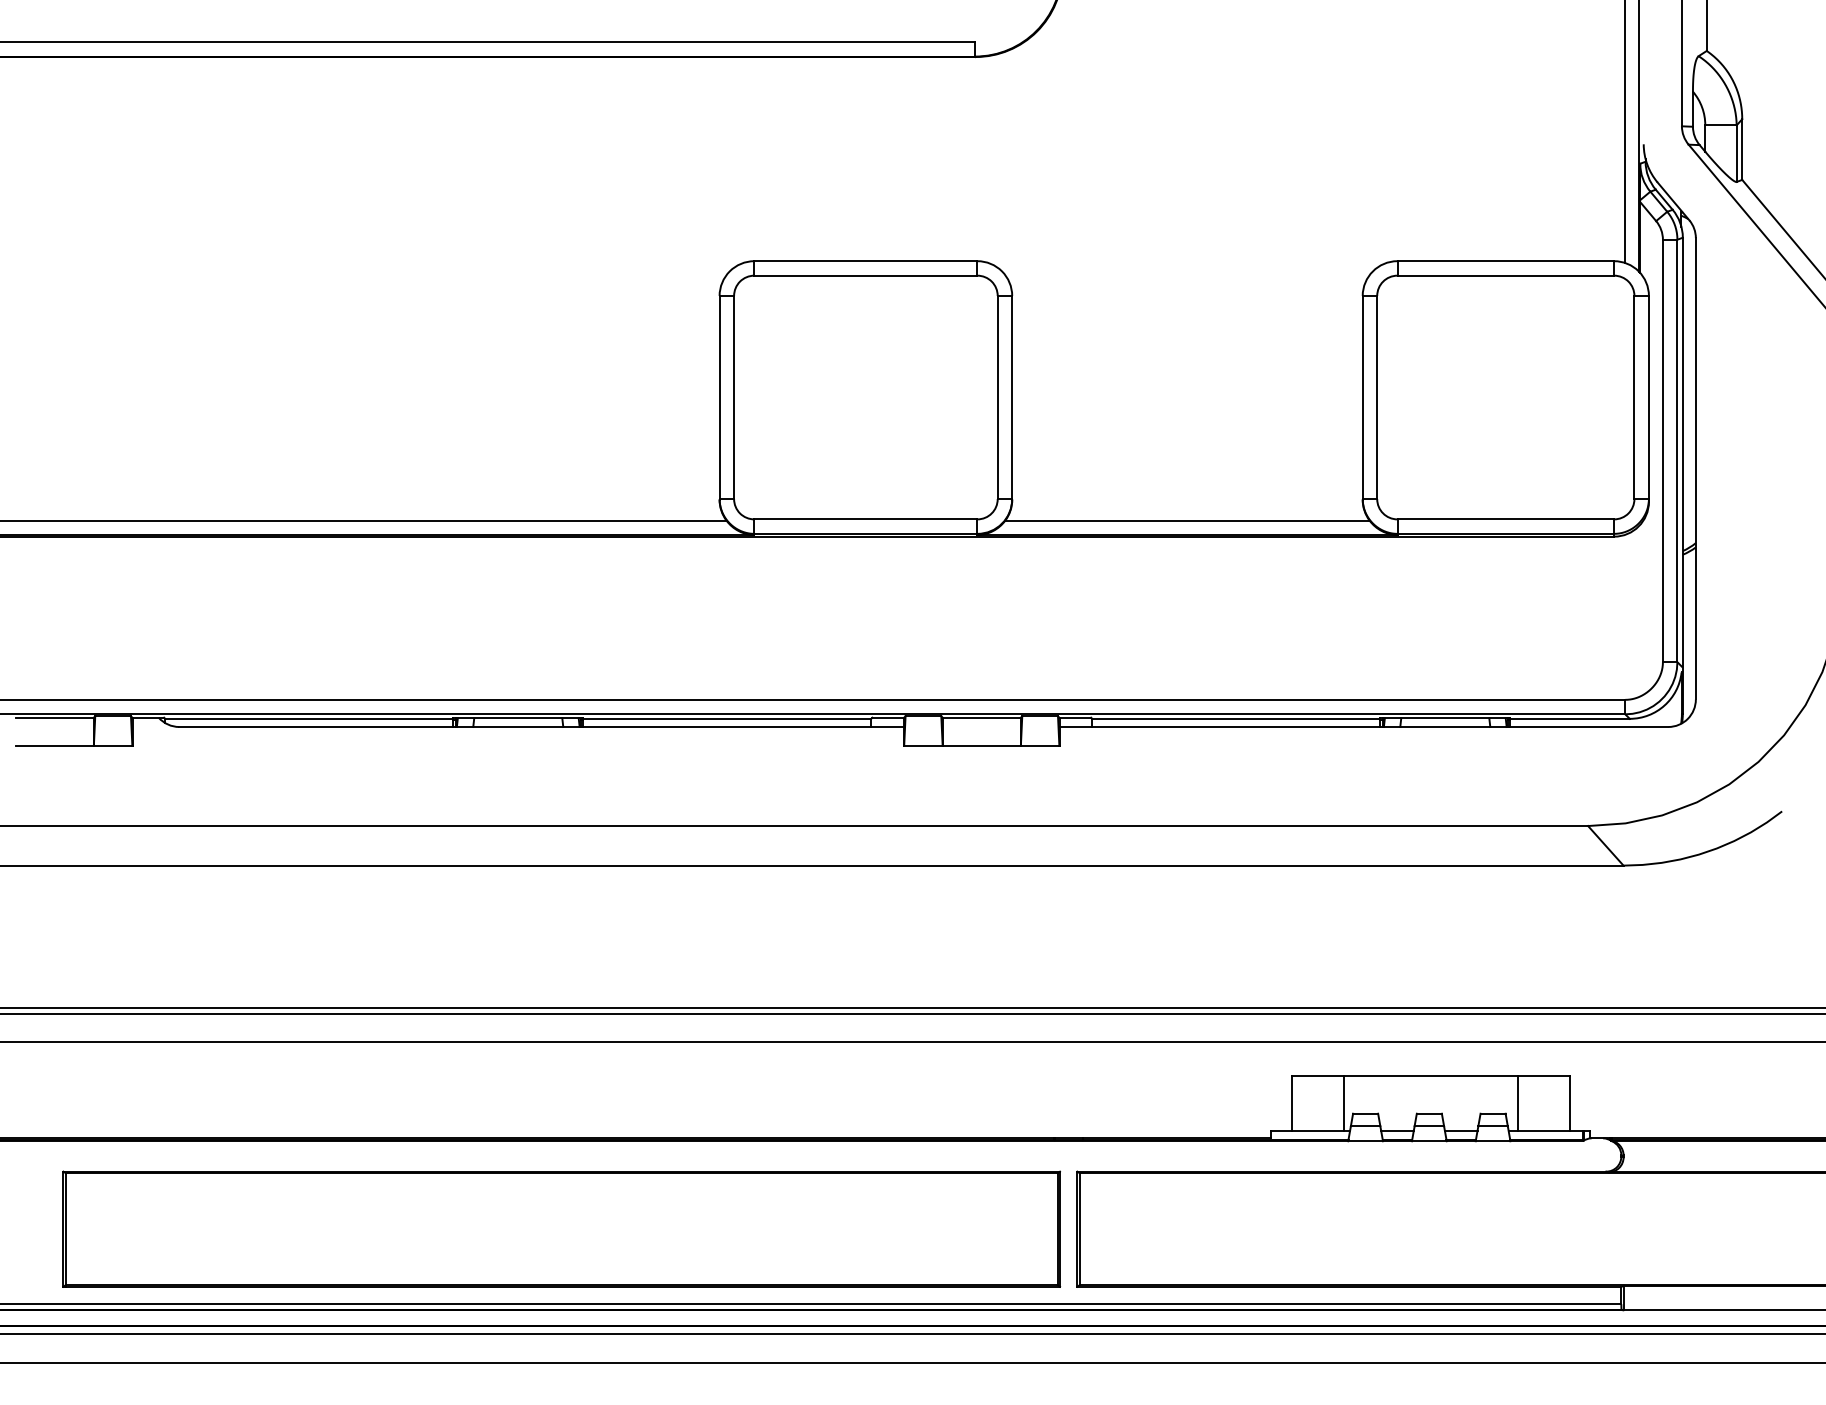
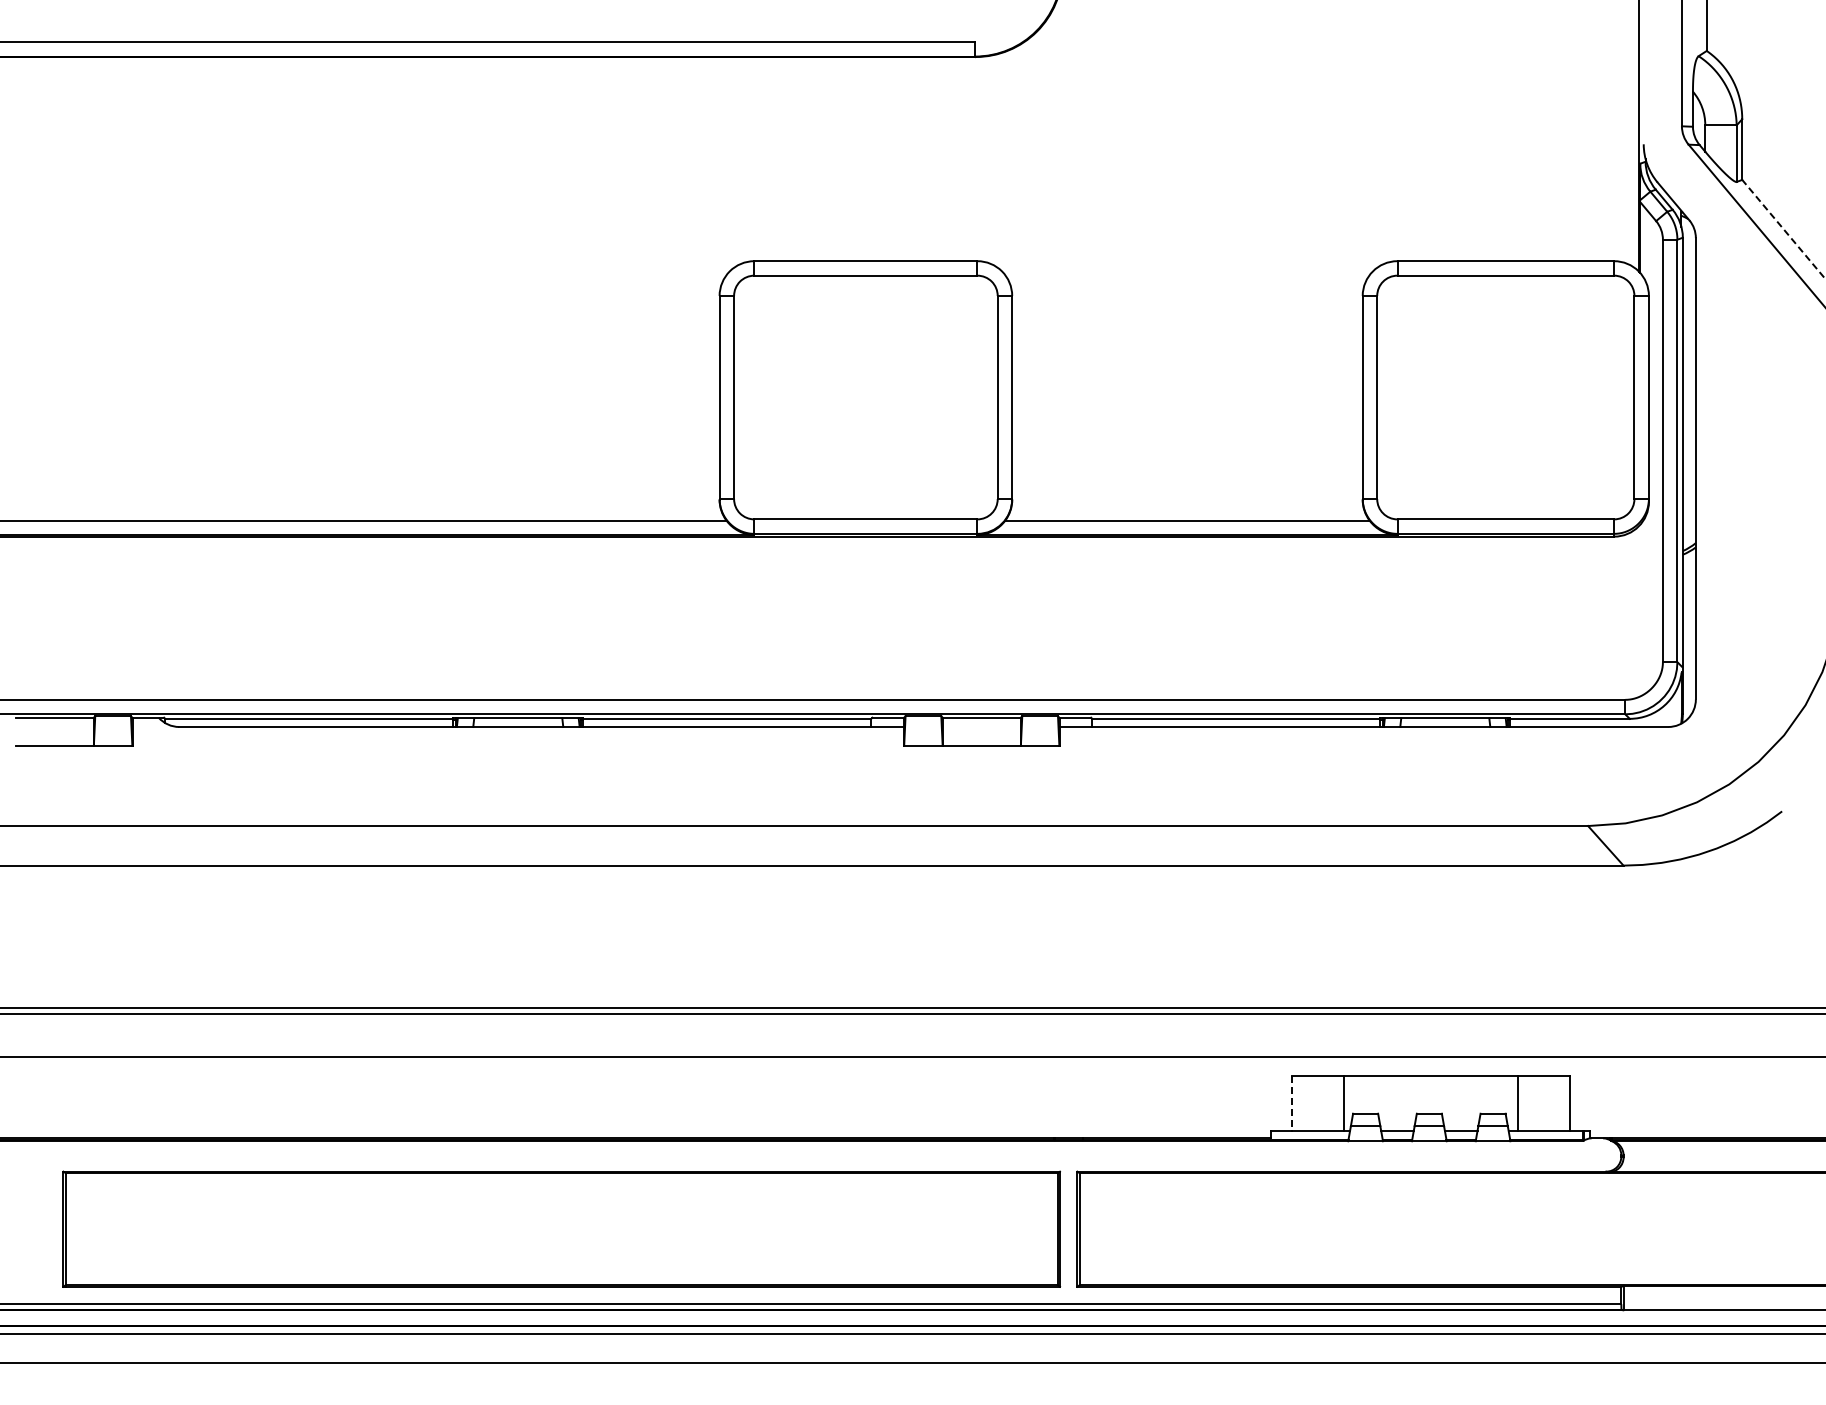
line: present -> none (1624, 132)
line: solid -> dashed (1783, 229)
line position: (912, 1041) -> (912, 1056) (912, 1056)
line: solid -> dashed (1291, 1103)
